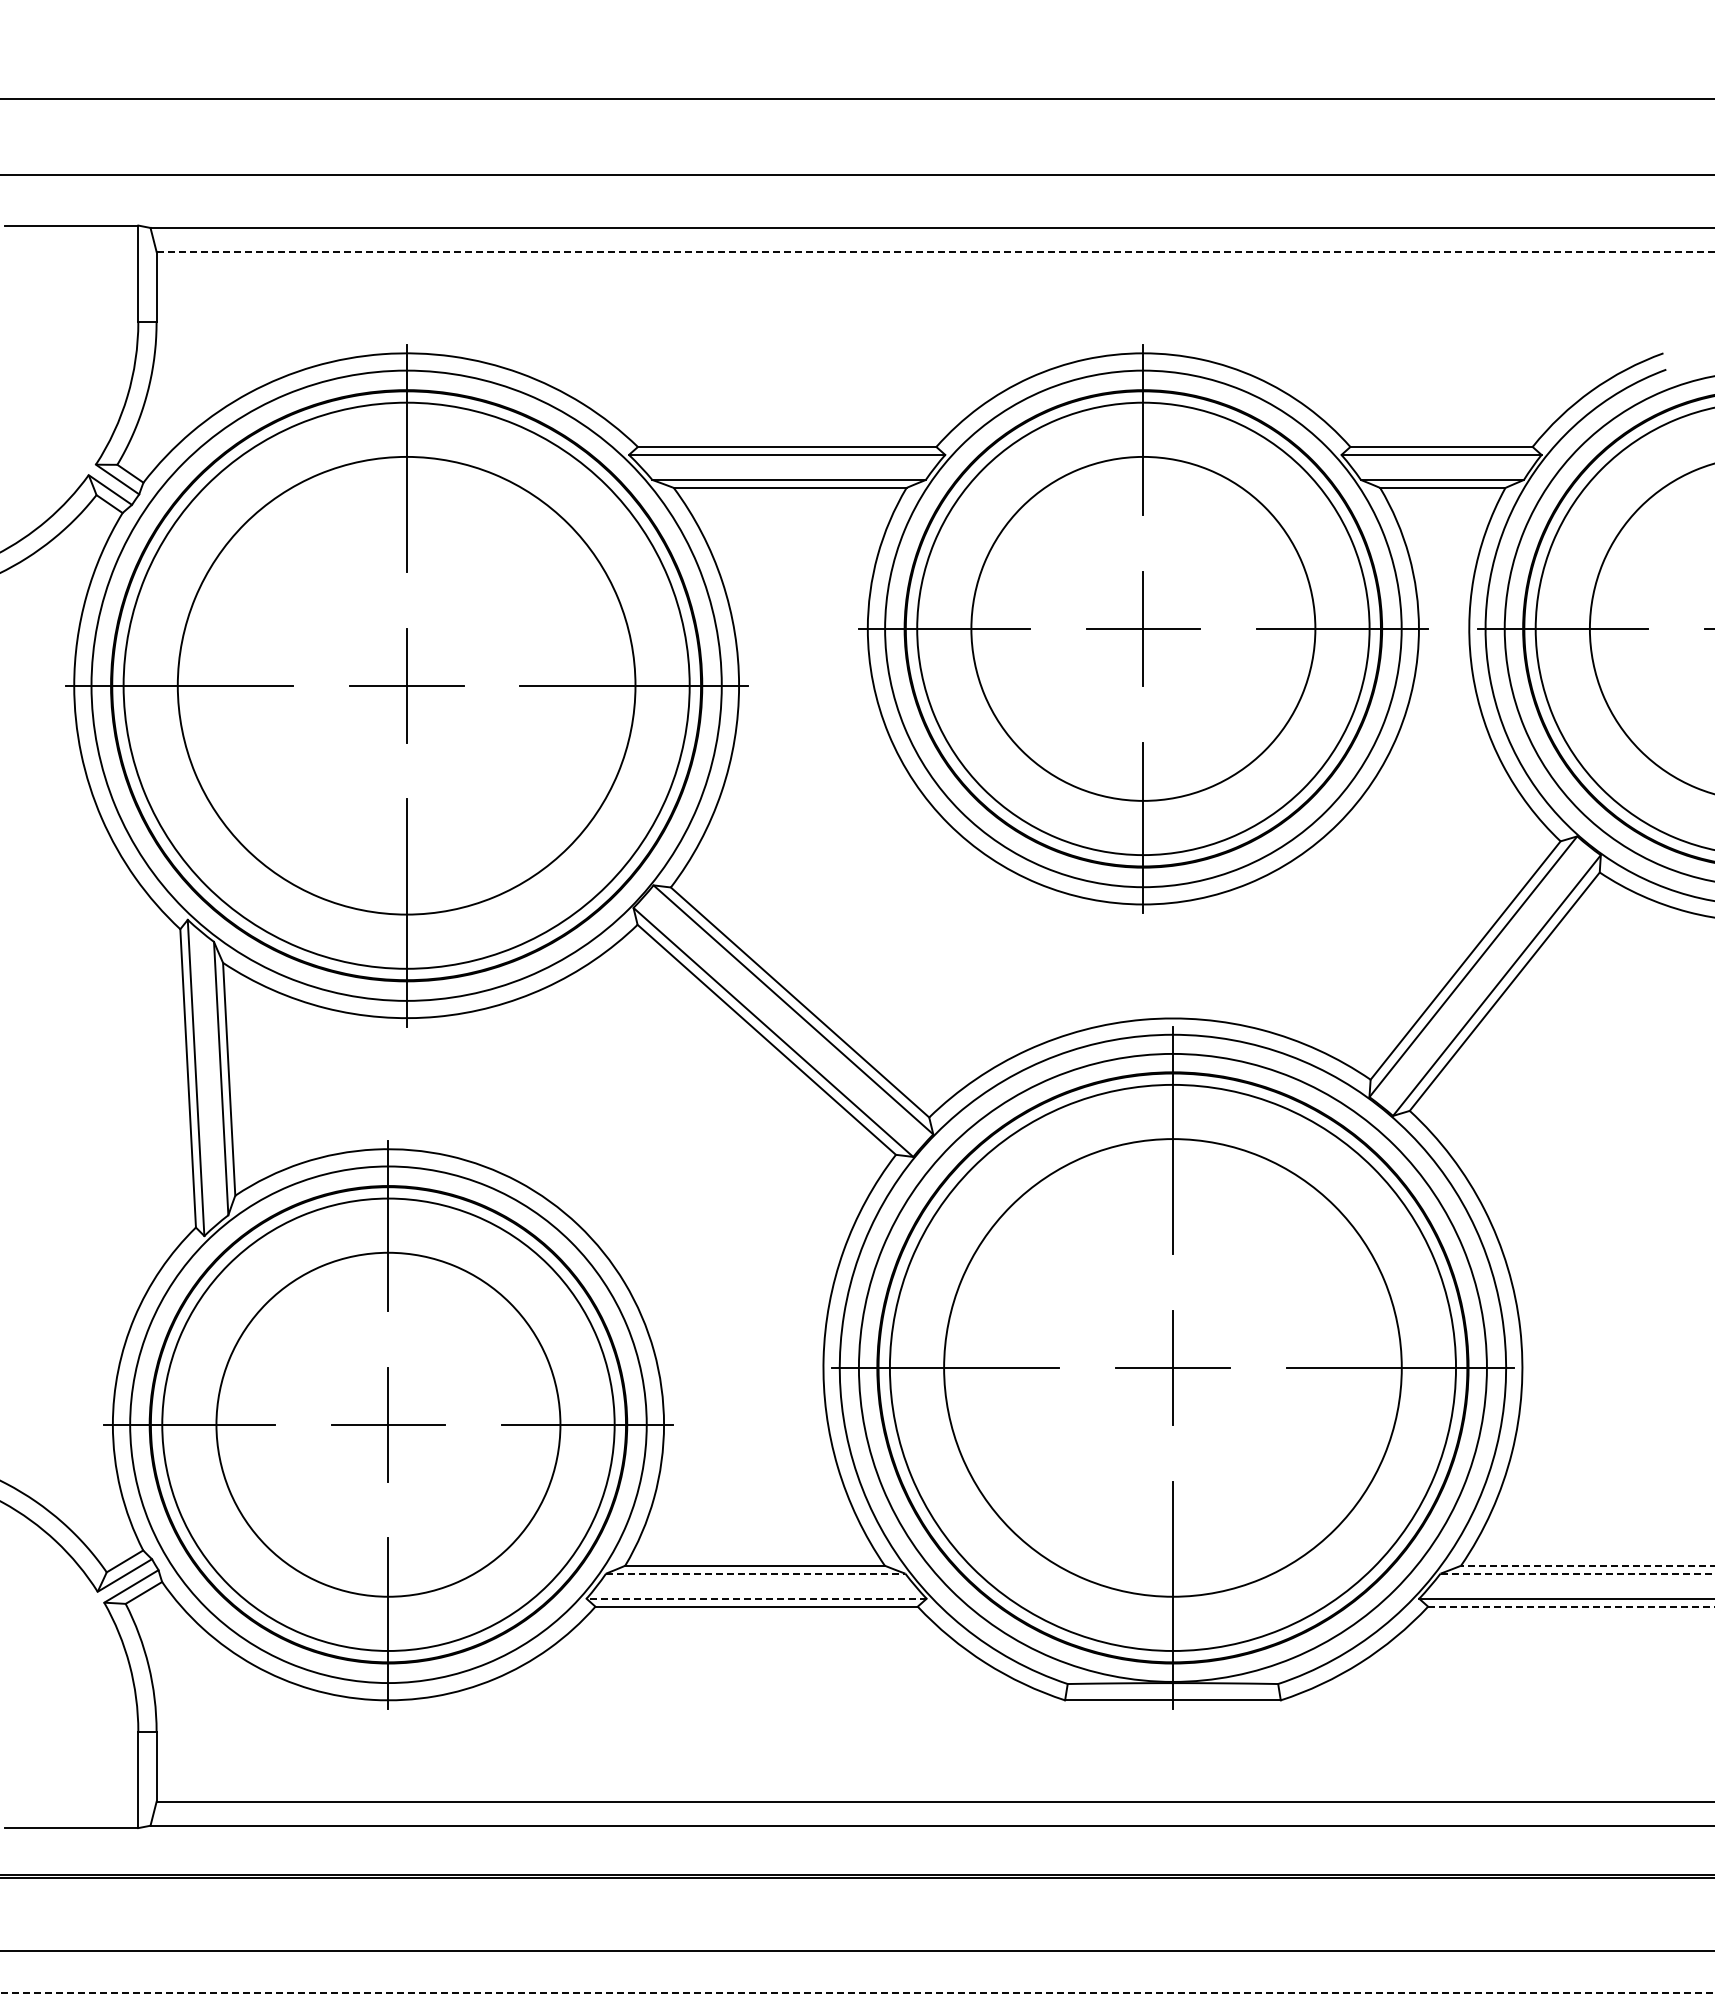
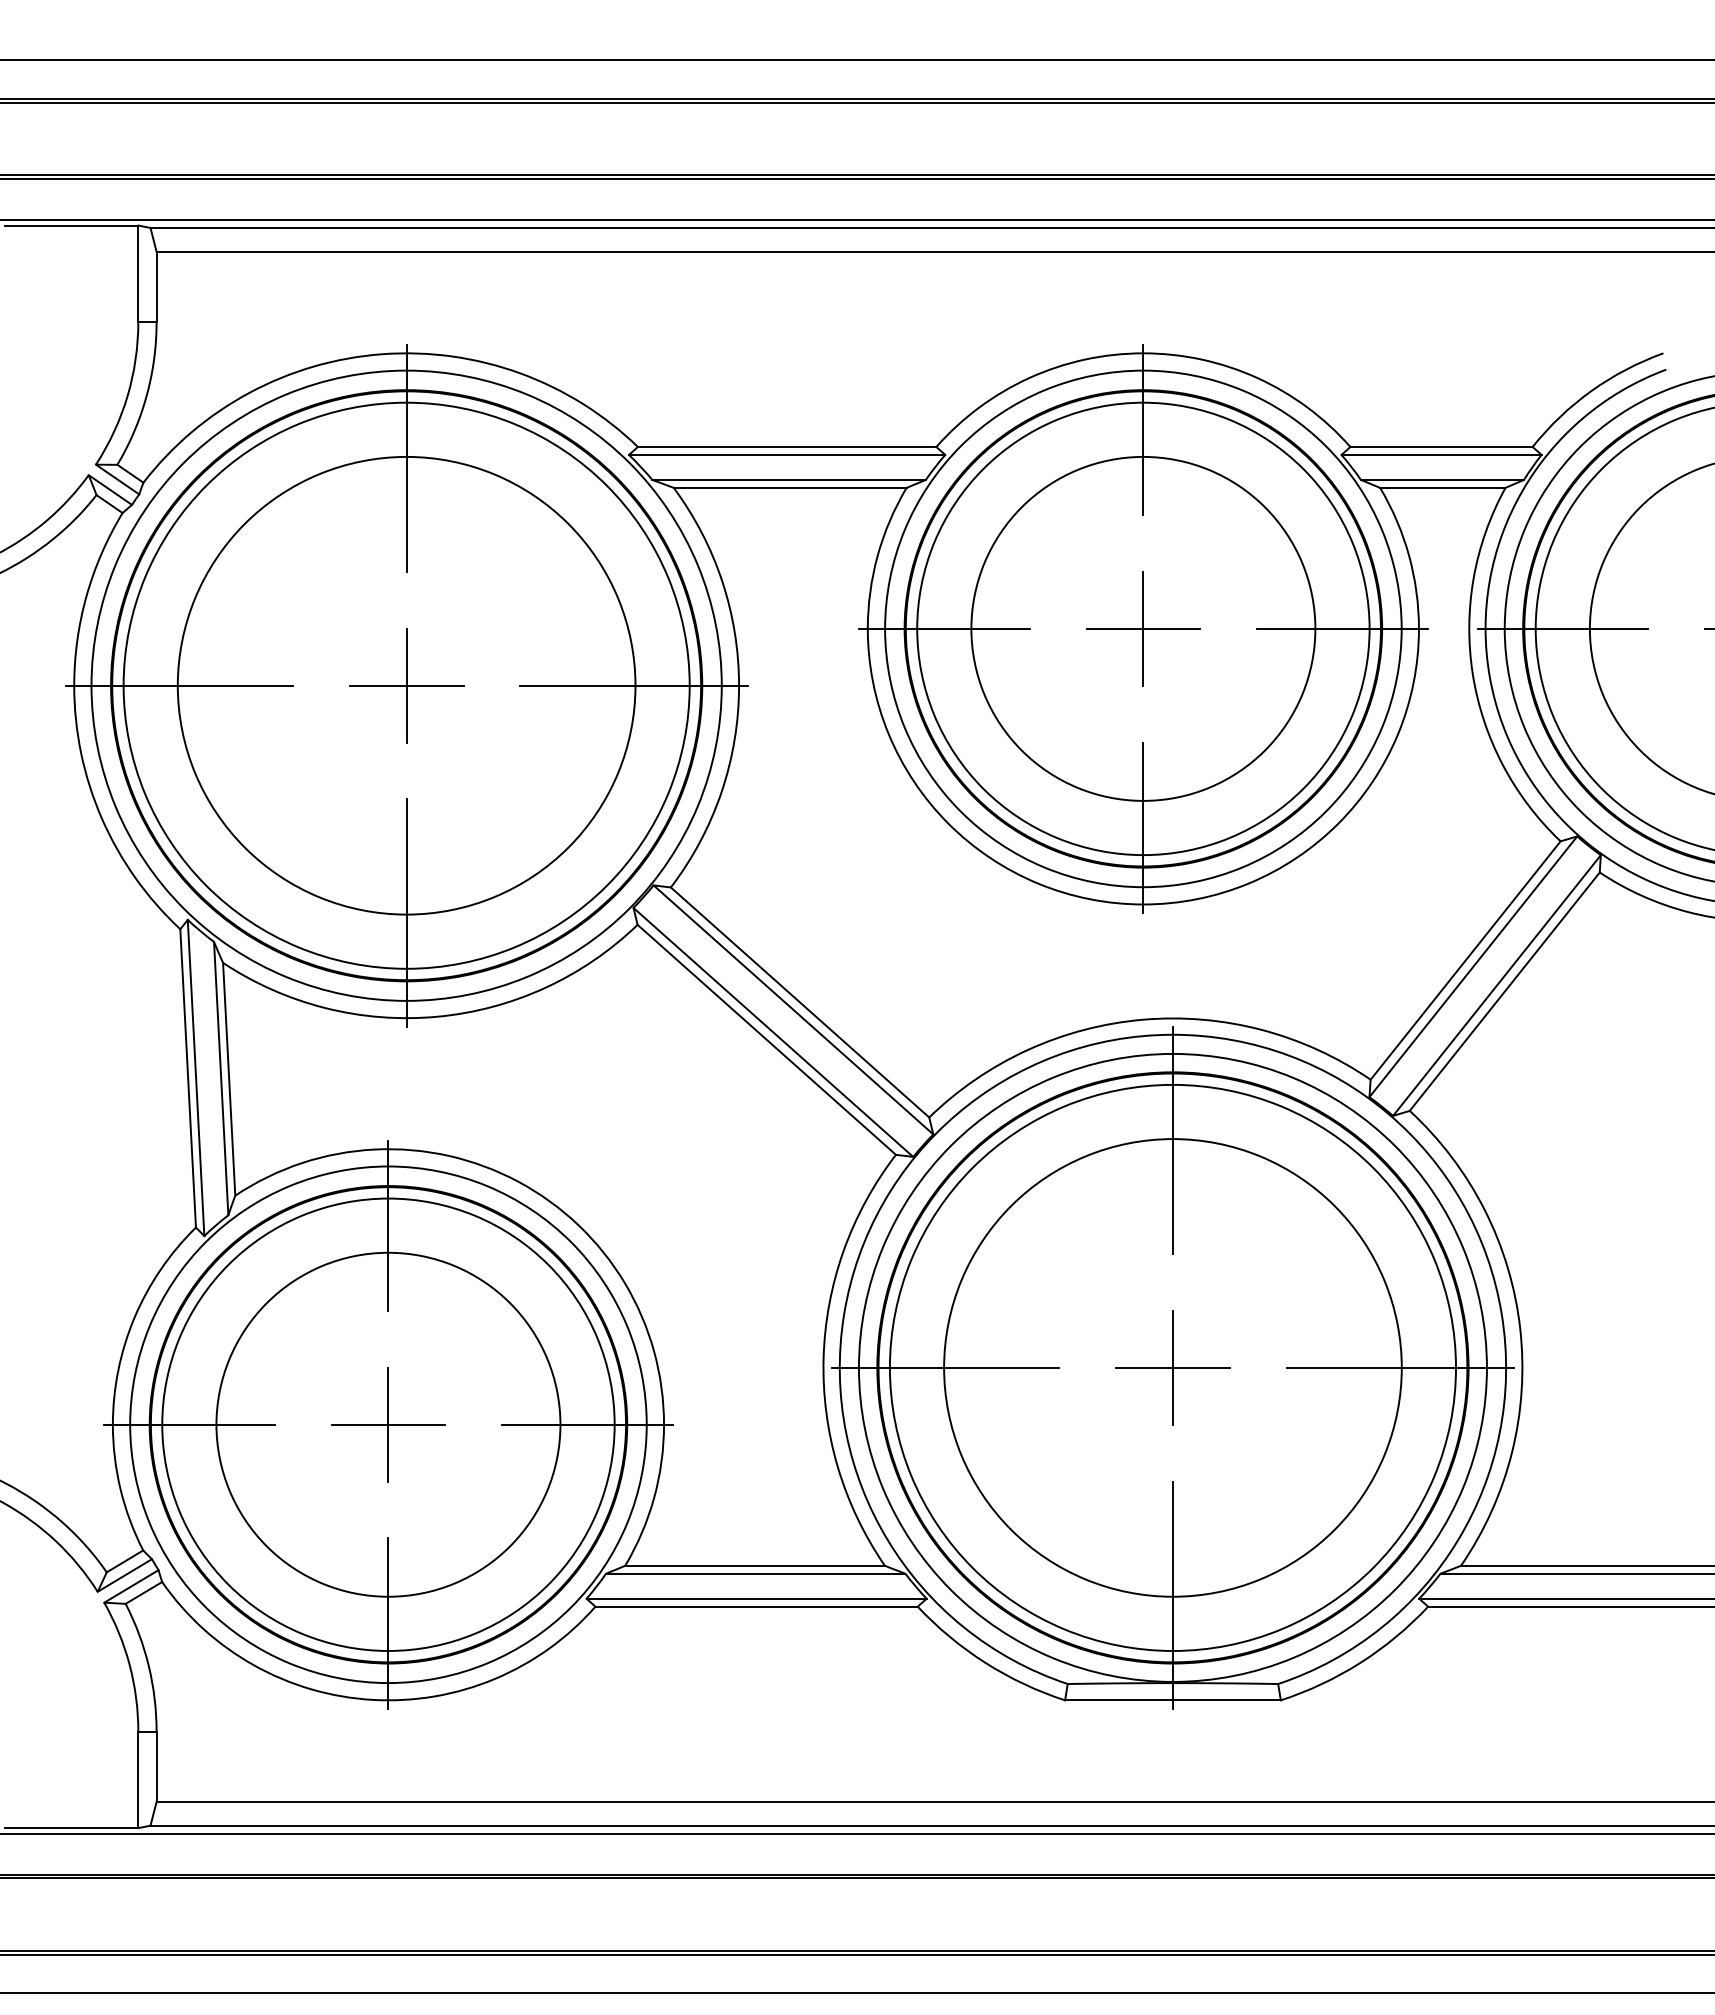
line: none -> present (856, 60)
line: none -> present (856, 102)
line: none -> present (856, 178)
line: none -> present (856, 219)
line: dashed -> solid (935, 251)
line: dashed -> solid (1587, 1565)
line: dashed -> solid (755, 1573)
line: dashed -> solid (1578, 1573)
line: dashed -> solid (756, 1598)
line: dashed -> solid (1572, 1606)
line: none -> present (856, 1834)
line: none -> present (856, 1954)
line: dashed -> solid (857, 1993)
